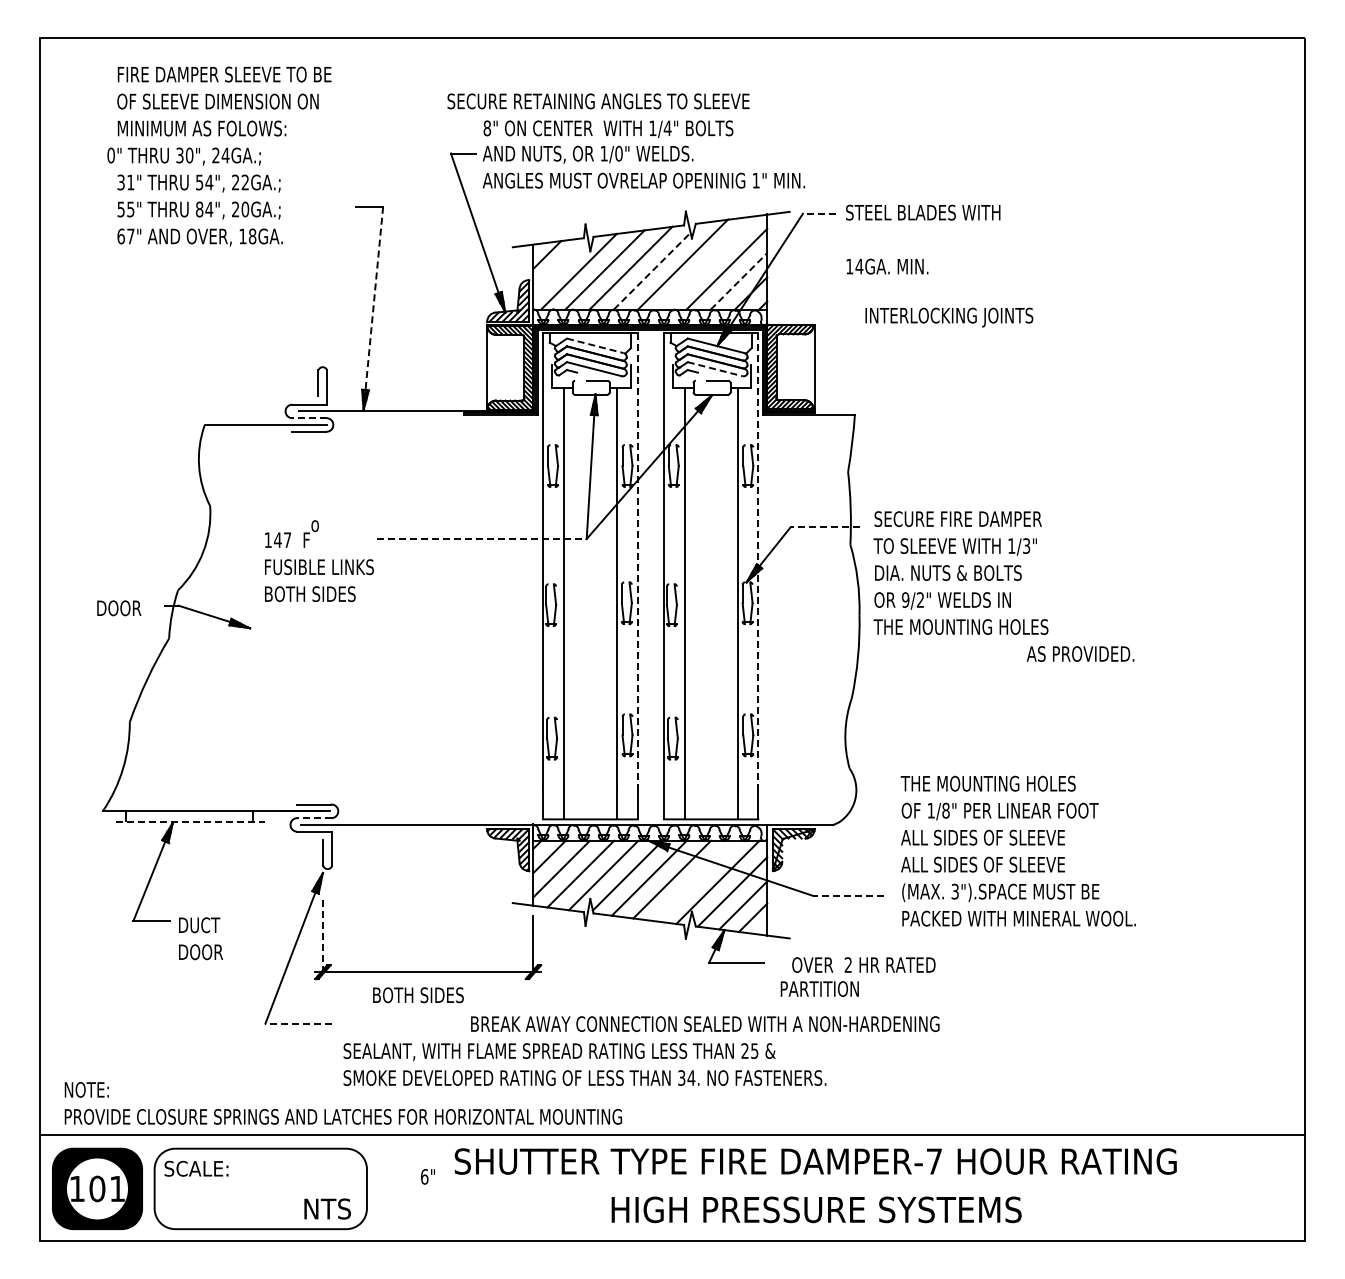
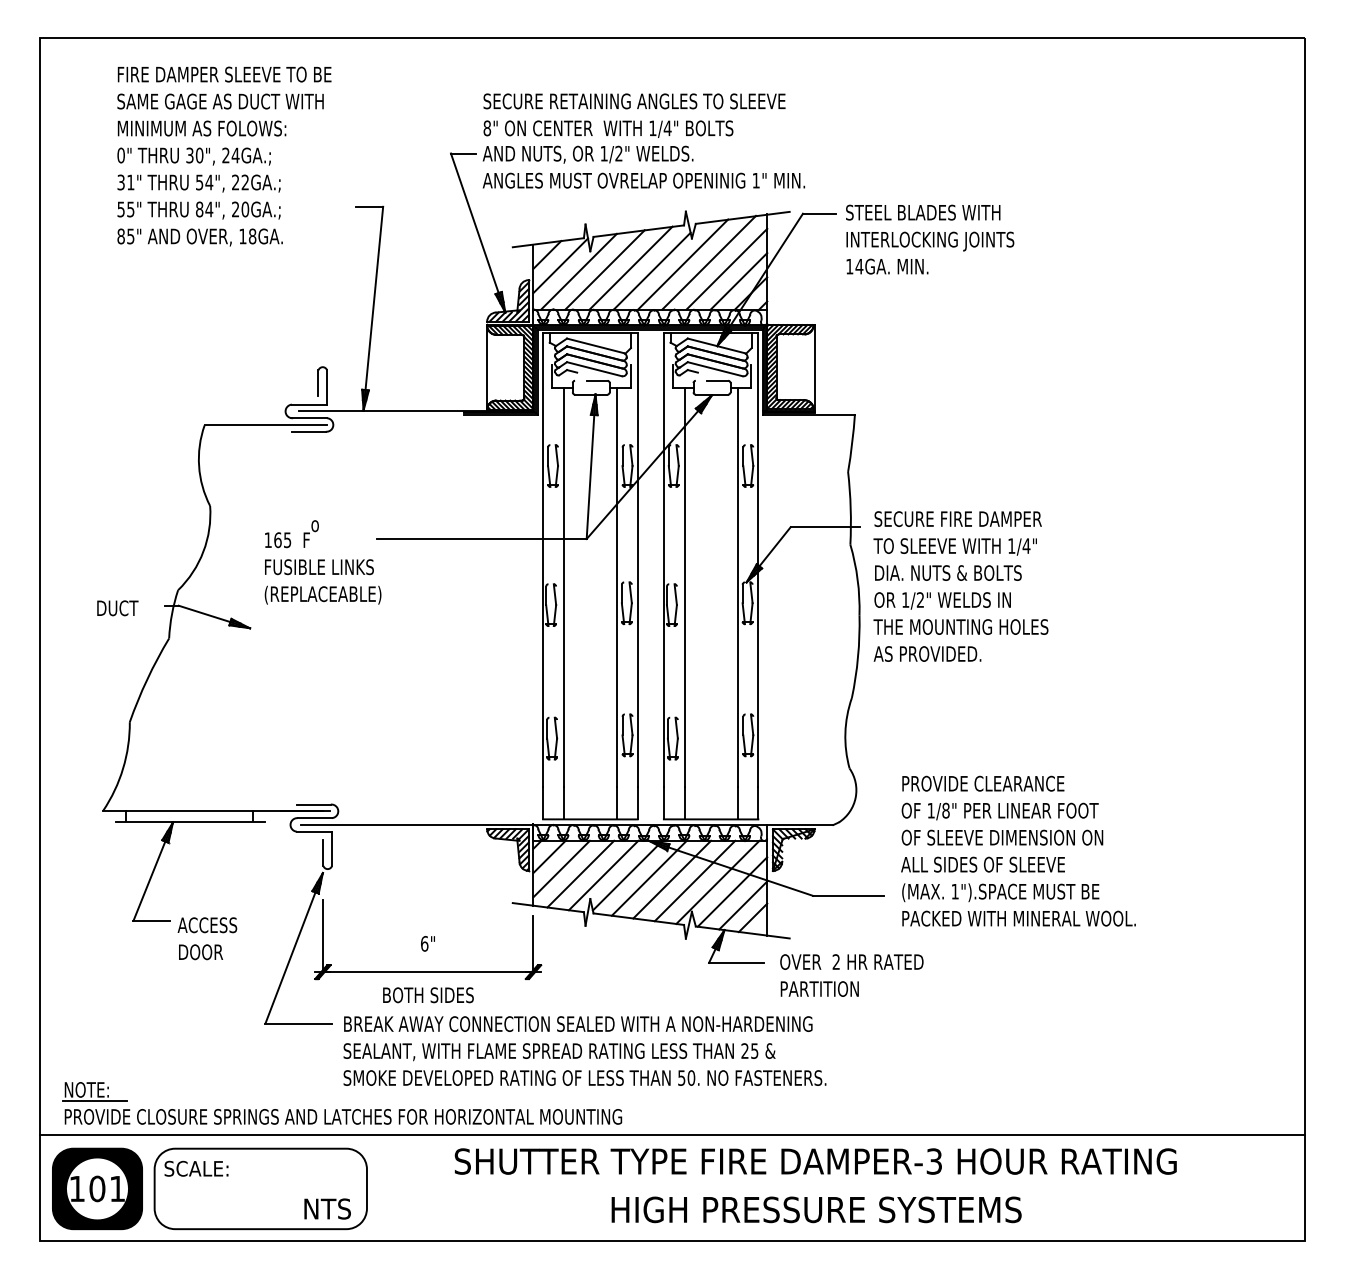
text: OF SLEEVE DIMENSION ON -> SAME GAGE AS DUCT WITH (220, 101)
text position: (598, 101) -> (634, 101) (634, 101)
text: 1/0" -> 1/2" (618, 153)
text position: (183, 156) -> (193, 156) (193, 156)
line: dashed -> solid (819, 213)
text: 67" -> 85" (125, 236)
line: none -> present (709, 262)
line: none -> present (560, 265)
line: dashed -> solid (652, 270)
line: dashed -> solid (739, 281)
line: dashed -> solid (373, 309)
text position: (949, 317) -> (930, 241) (930, 241)
line: dashed -> solid (595, 345)
line: dashed -> solid (715, 369)
line: dashed -> solid (308, 418)
line: dashed -> solid (825, 527)
line: dashed -> solid (481, 539)
text: 147 -> 165 (282, 540)
text: 1/3" -> 1/4" (1026, 545)
line: dashed -> solid (637, 560)
line: dashed -> solid (758, 560)
text: BOTH SIDES -> (REPLACEABLE) (322, 594)
text: 9/2" -> 1/2" (905, 599)
text: DOOR -> DUCT (124, 608)
text position: (1080, 653) -> (927, 653) (927, 653)
text: THE MOUNTING HOLES -> PROVIDE CLEARANCE (987, 783)
line: dashed -> solid (314, 818)
line: dashed -> solid (191, 821)
text: ALL SIDES OF SLEEVE -> OF SLEEVE DIMENSION ON (1002, 837)
line: none -> present (694, 880)
text: 3").SPACE -> 1").SPACE (954, 891)
line: dashed -> solid (847, 895)
text: DUCT -> ACCESS (207, 925)
line: dashed -> solid (322, 936)
text position: (863, 964) -> (851, 961) (851, 961)
text position: (418, 995) -> (428, 995) (428, 995)
line: dashed -> solid (298, 1023)
text position: (705, 1023) -> (578, 1023) (578, 1023)
text: 34. -> 50. (686, 1077)
line: none -> present (94, 1101)
text: DAMPER-7 -> DAMPER-3 (933, 1161)
text position: (427, 1176) -> (427, 943) (427, 943)
